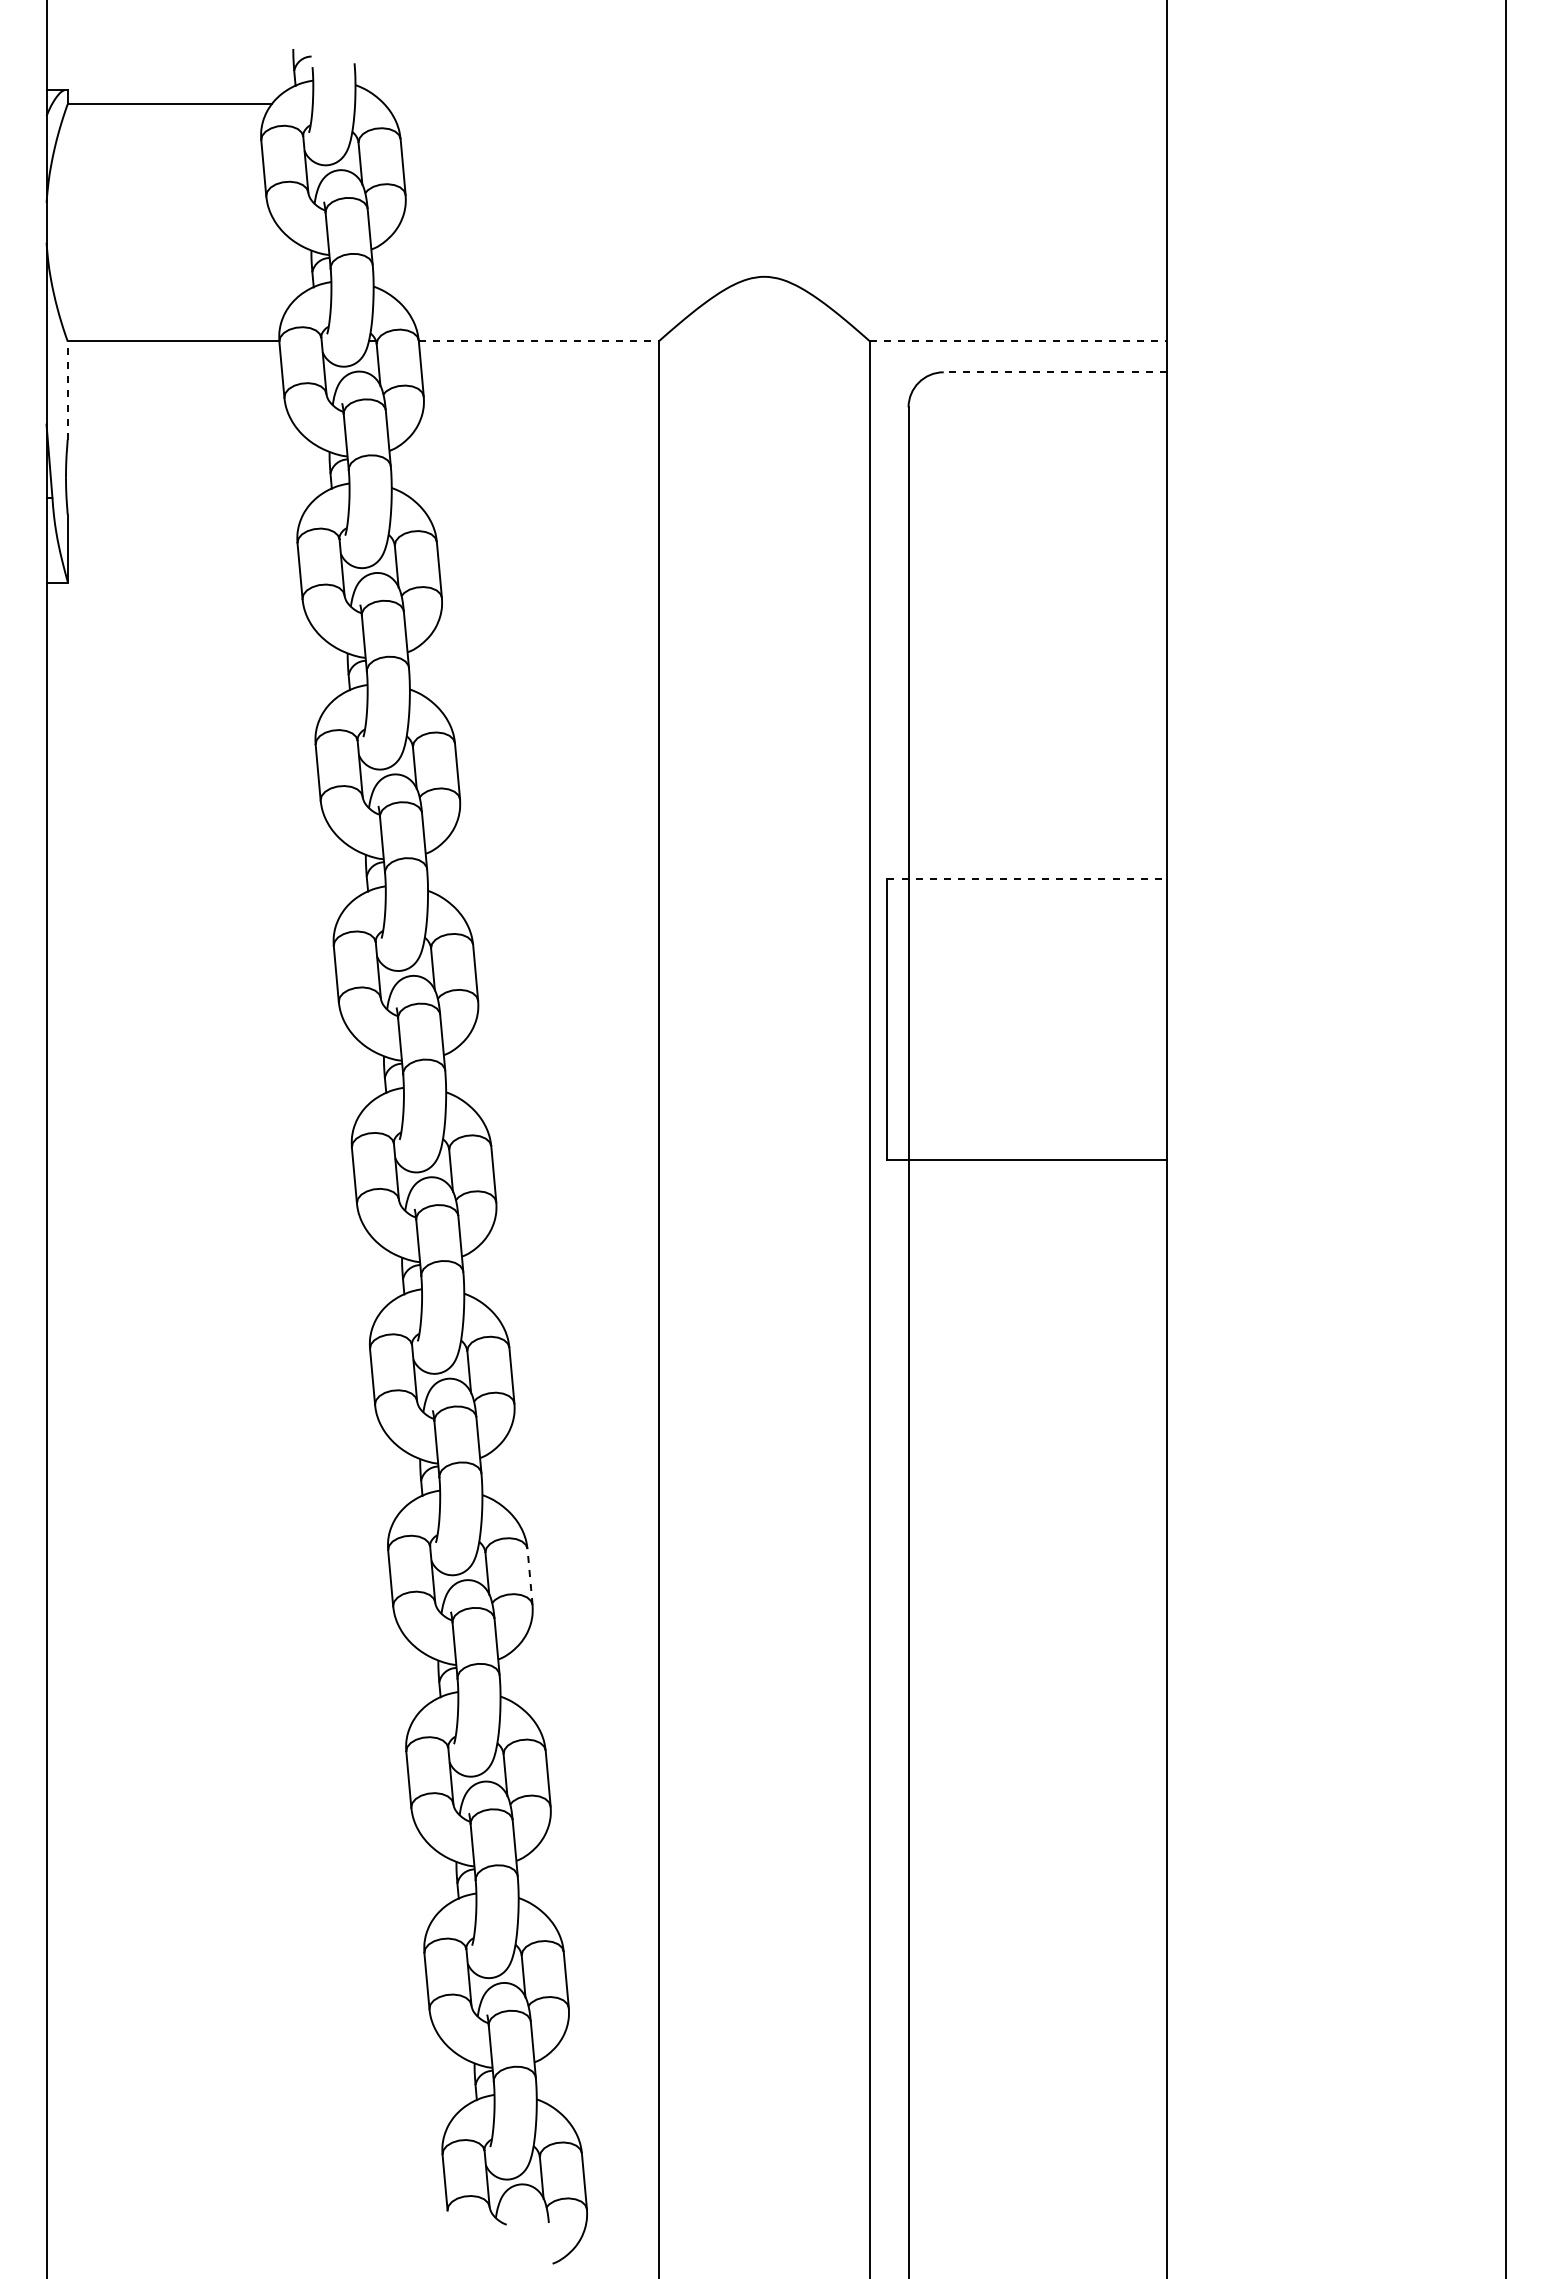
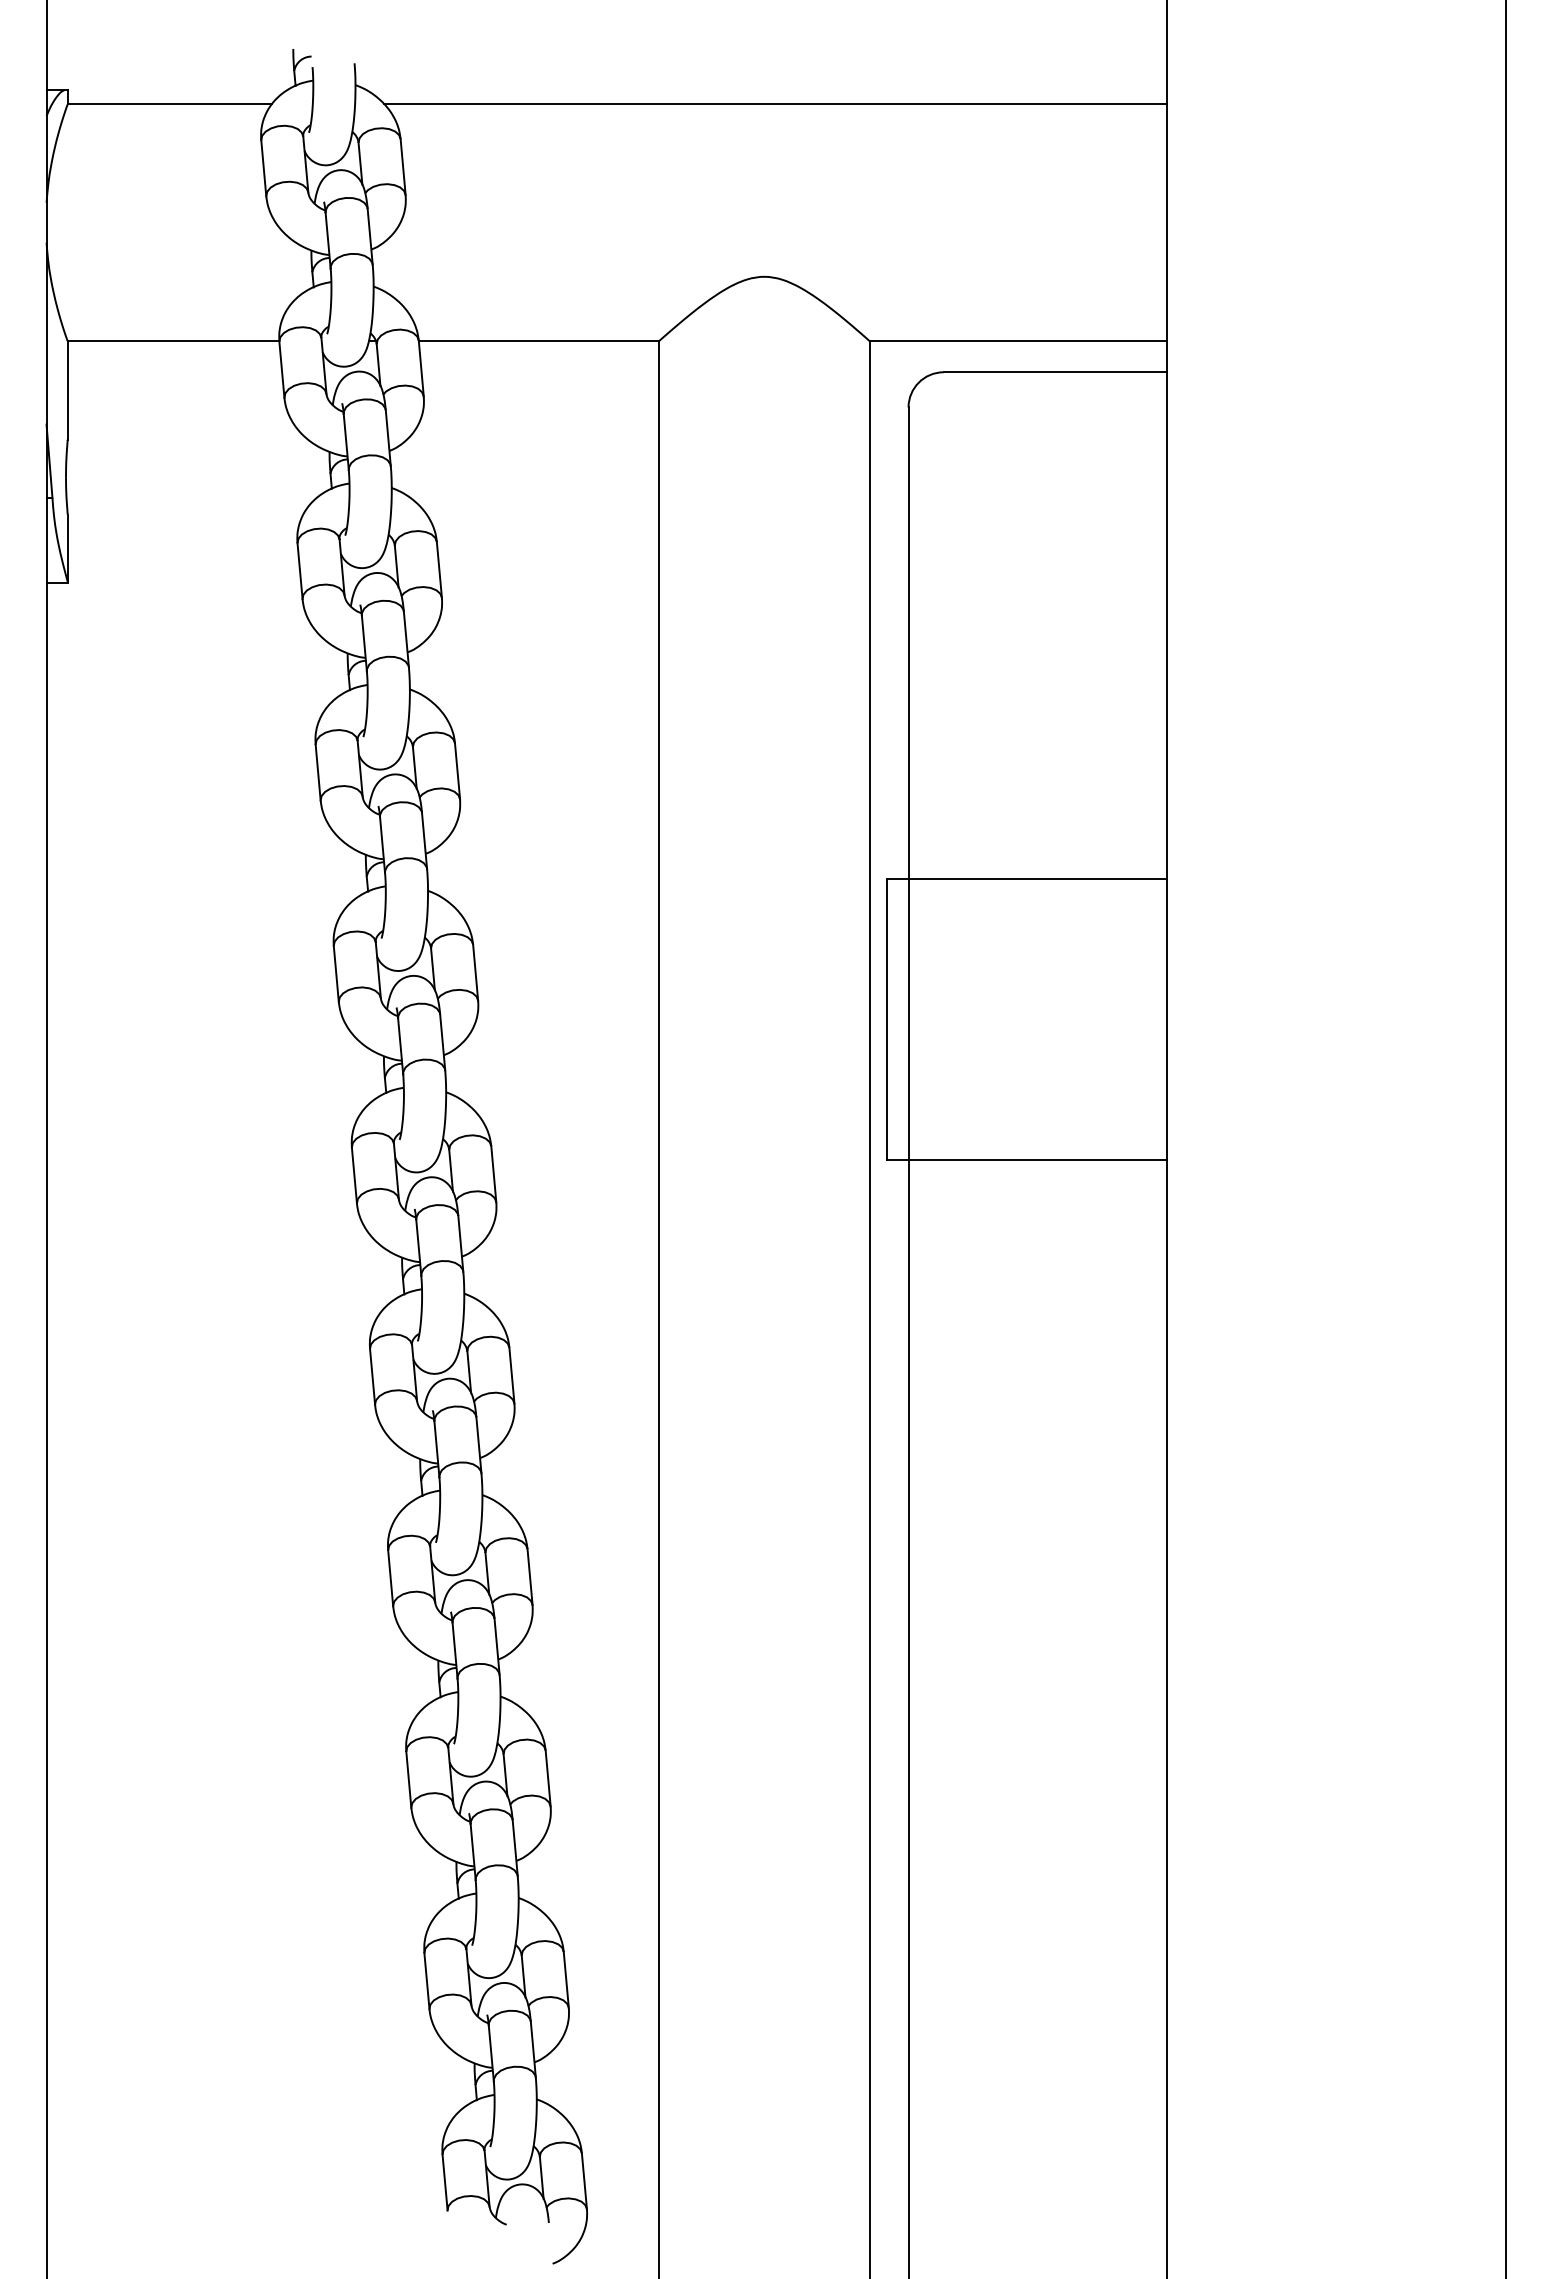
line: none -> present (775, 104)
line: dashed -> solid (538, 341)
line: dashed -> solid (1018, 341)
line: dashed -> solid (1054, 372)
line: dashed -> solid (67, 390)
line: dashed -> solid (1027, 878)
line: dashed -> solid (530, 1576)
